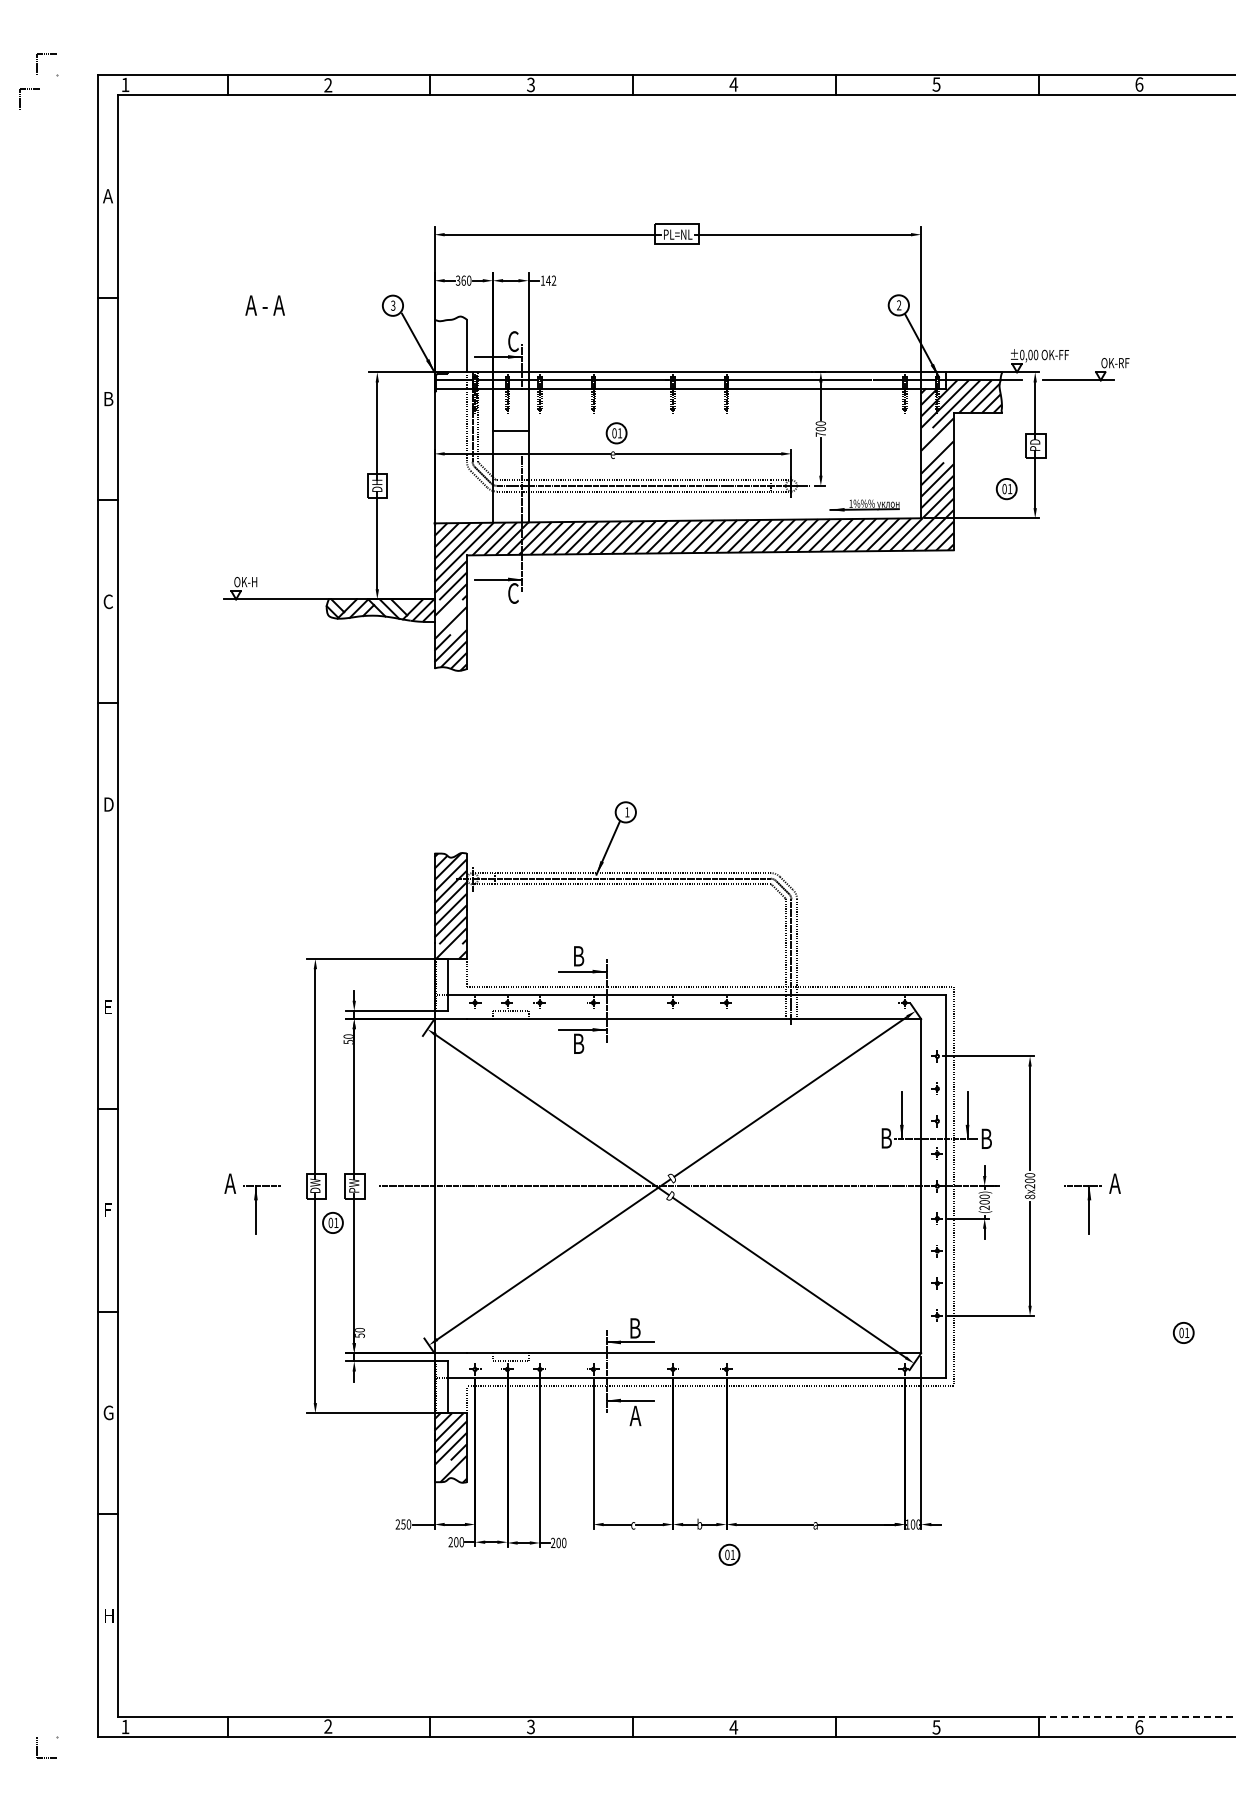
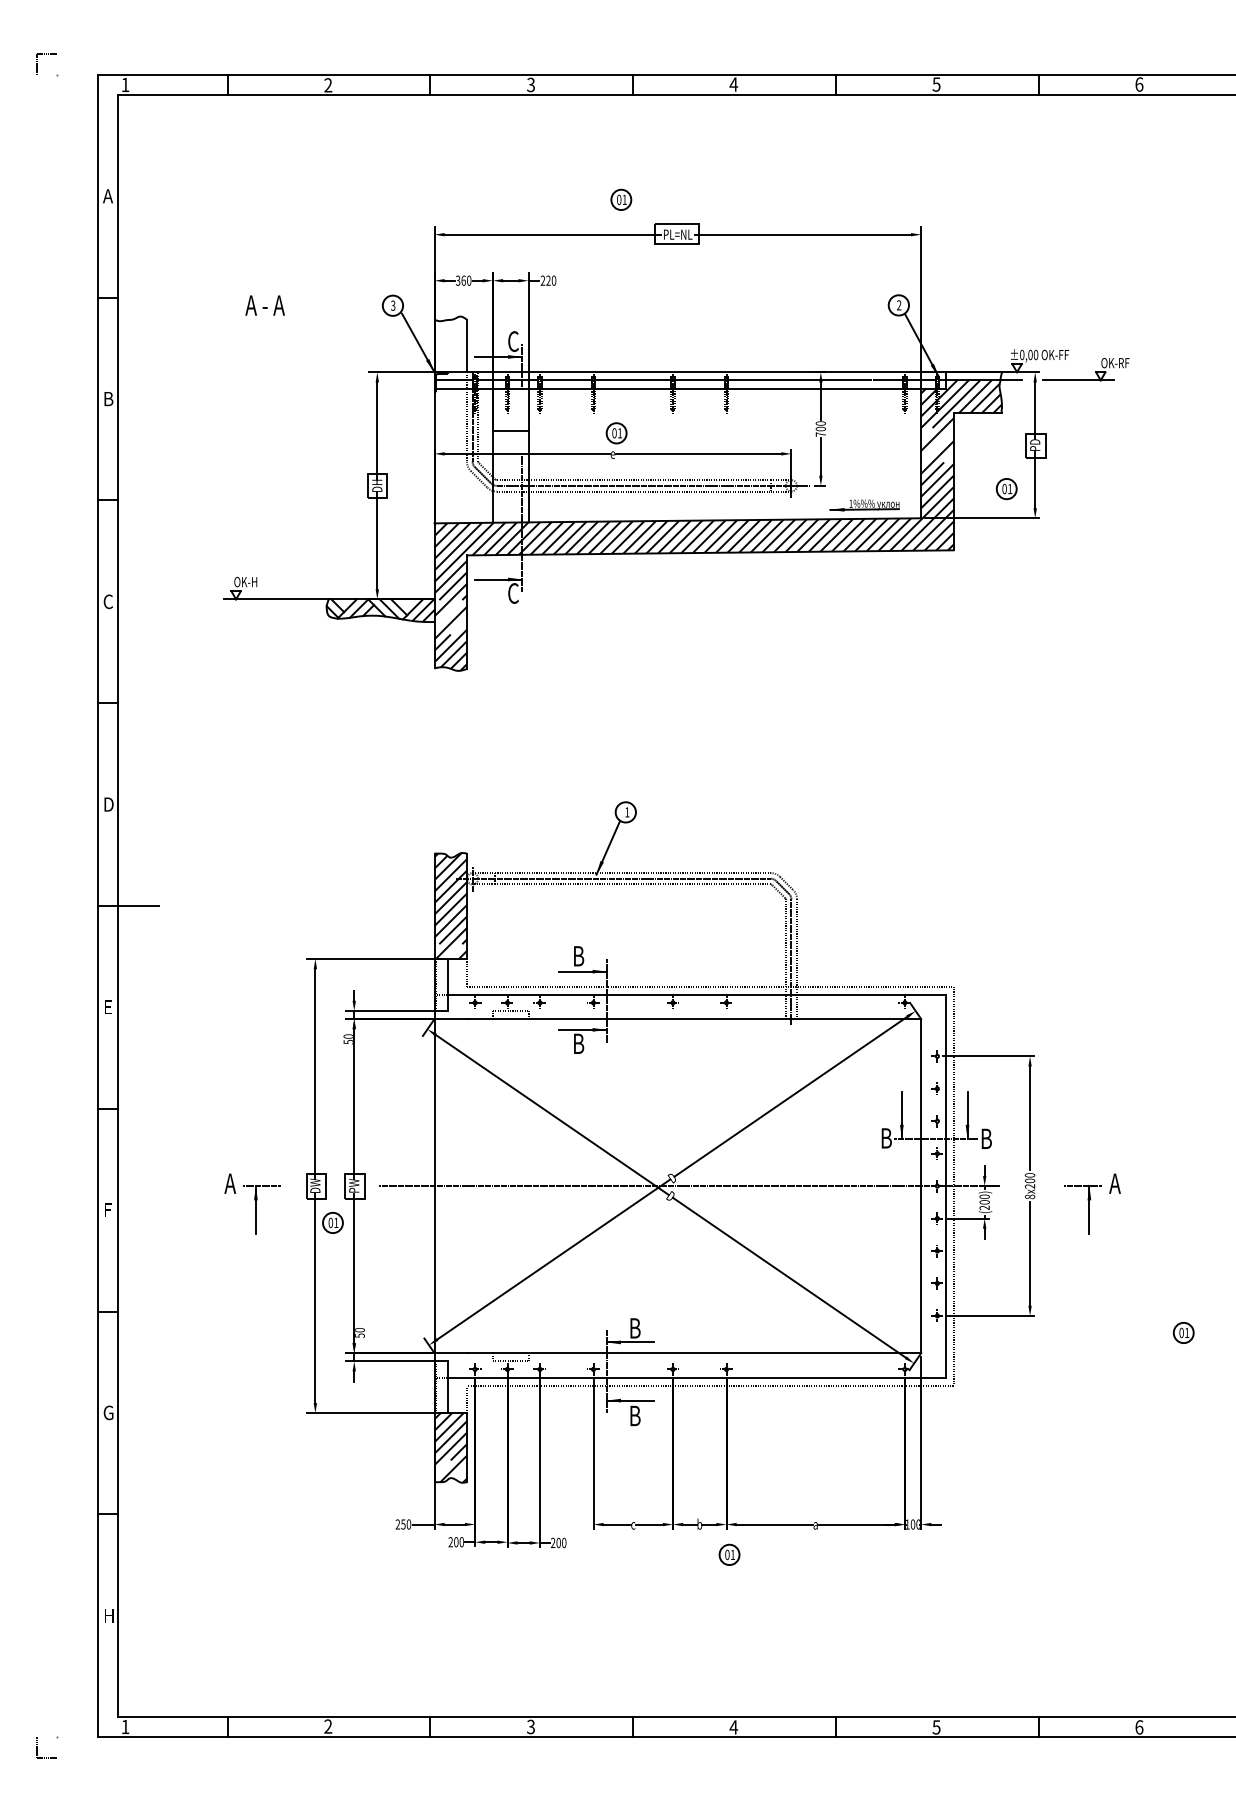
part: present -> none (29, 89)
part: none -> present (621, 199)
text: 142 -> 220 (548, 280)
line: none -> present (127, 906)
text: A -> B (635, 1415)
line: dashed -> solid (1137, 1717)
